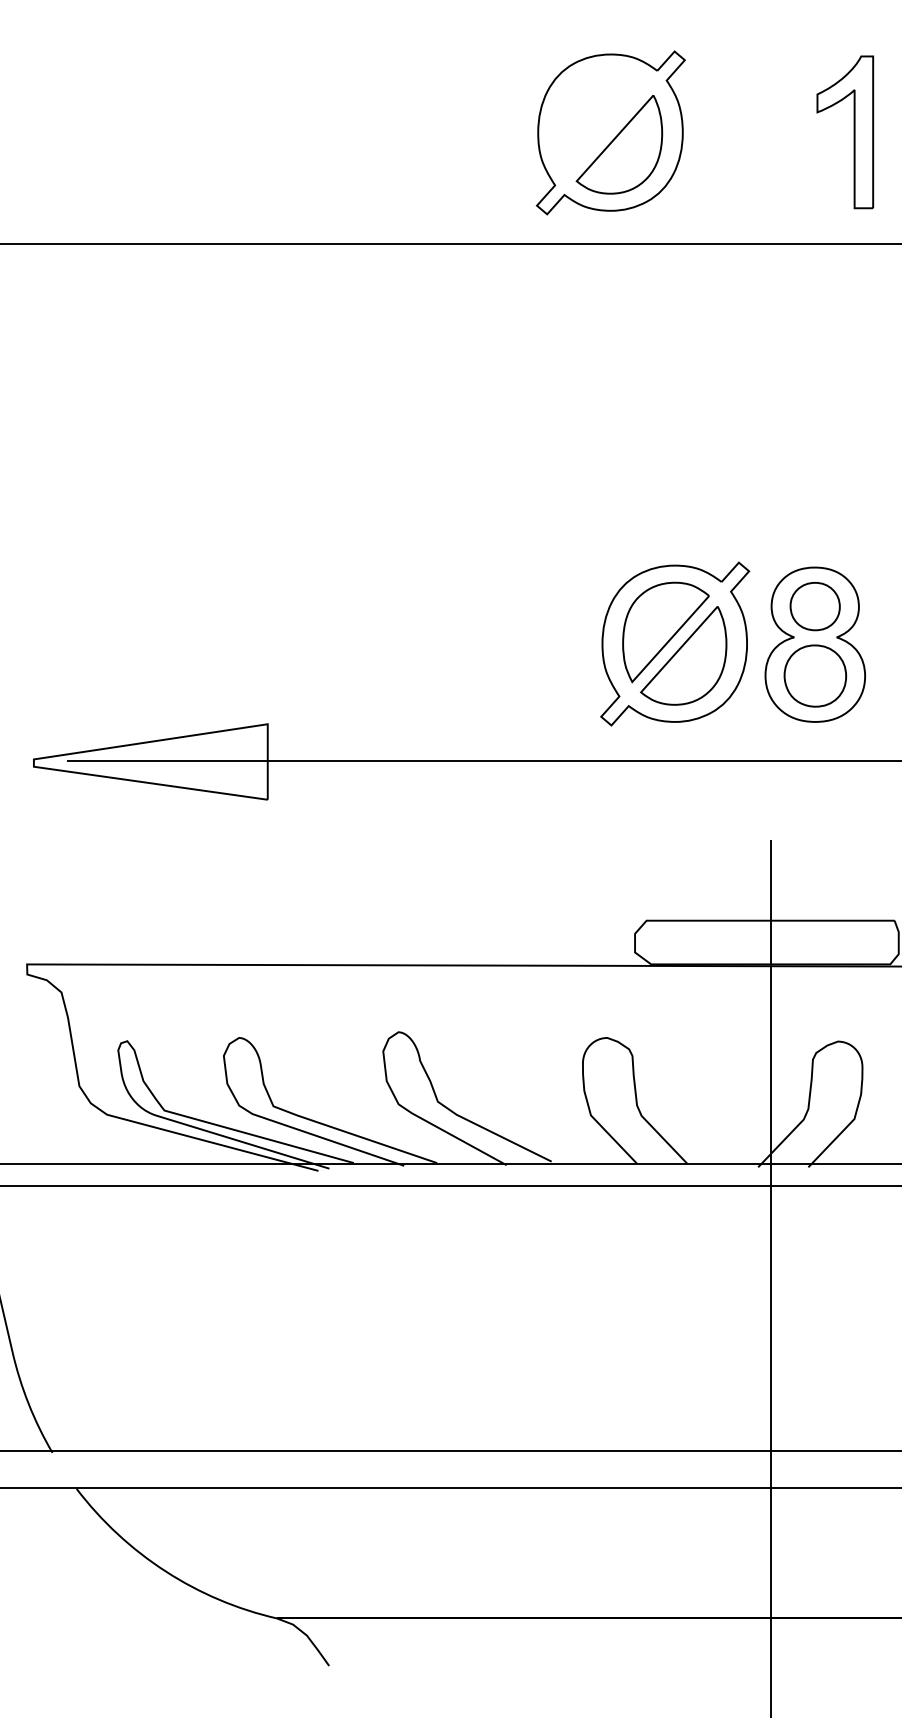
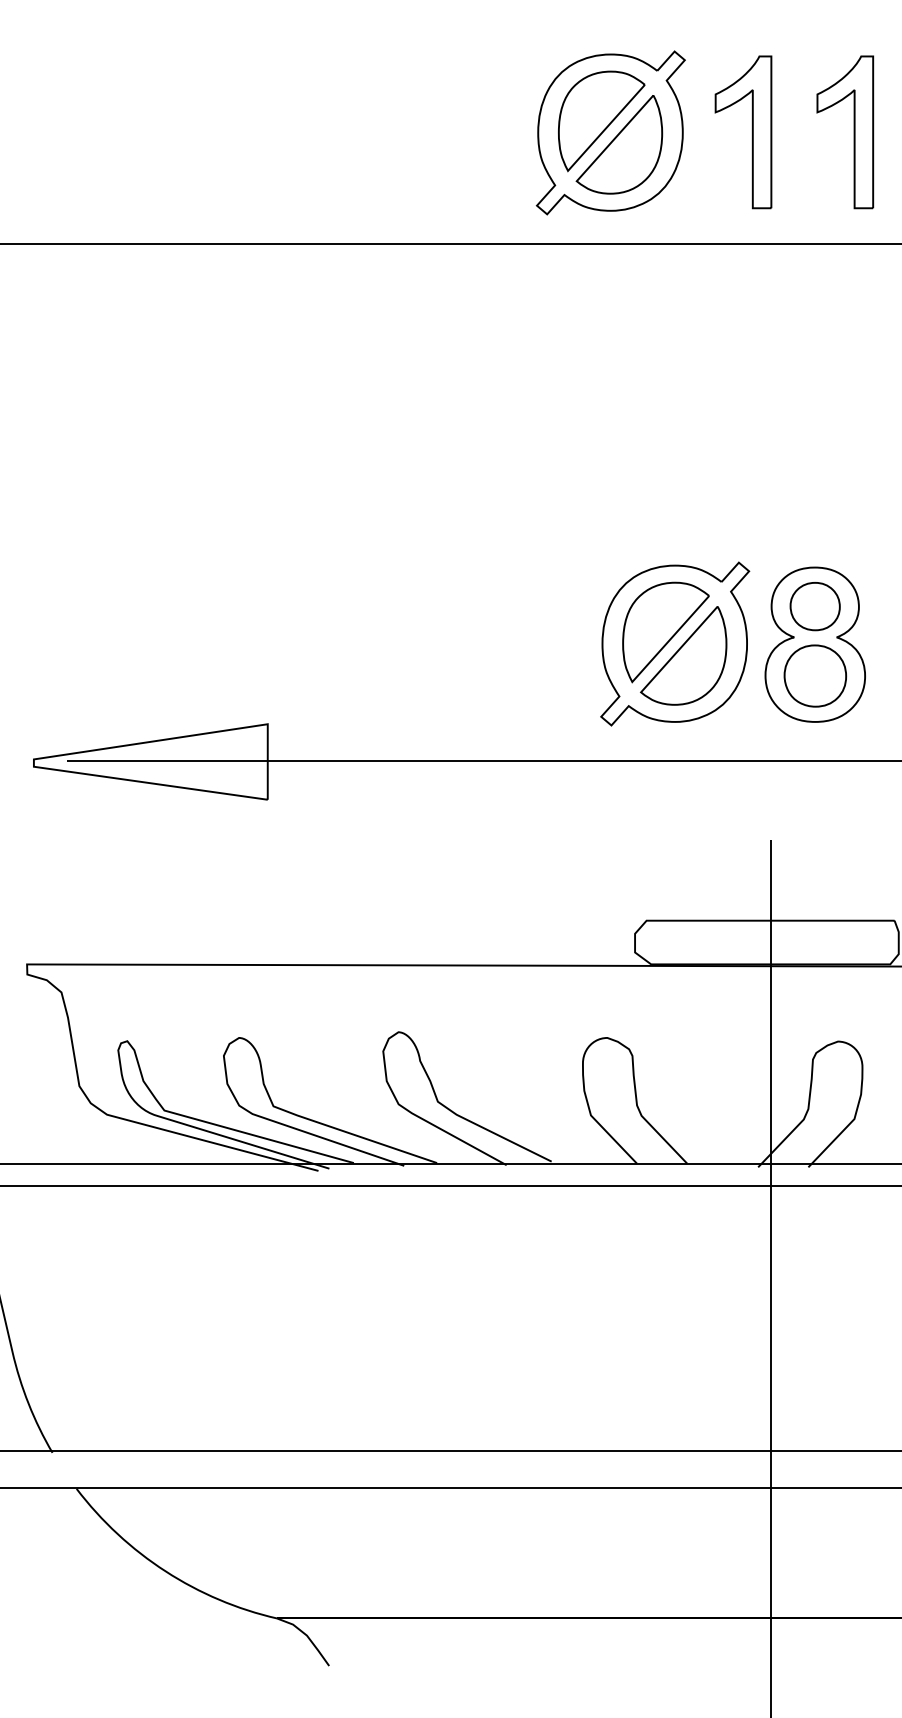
part: none -> present (601, 121)
part: none -> present (751, 132)
